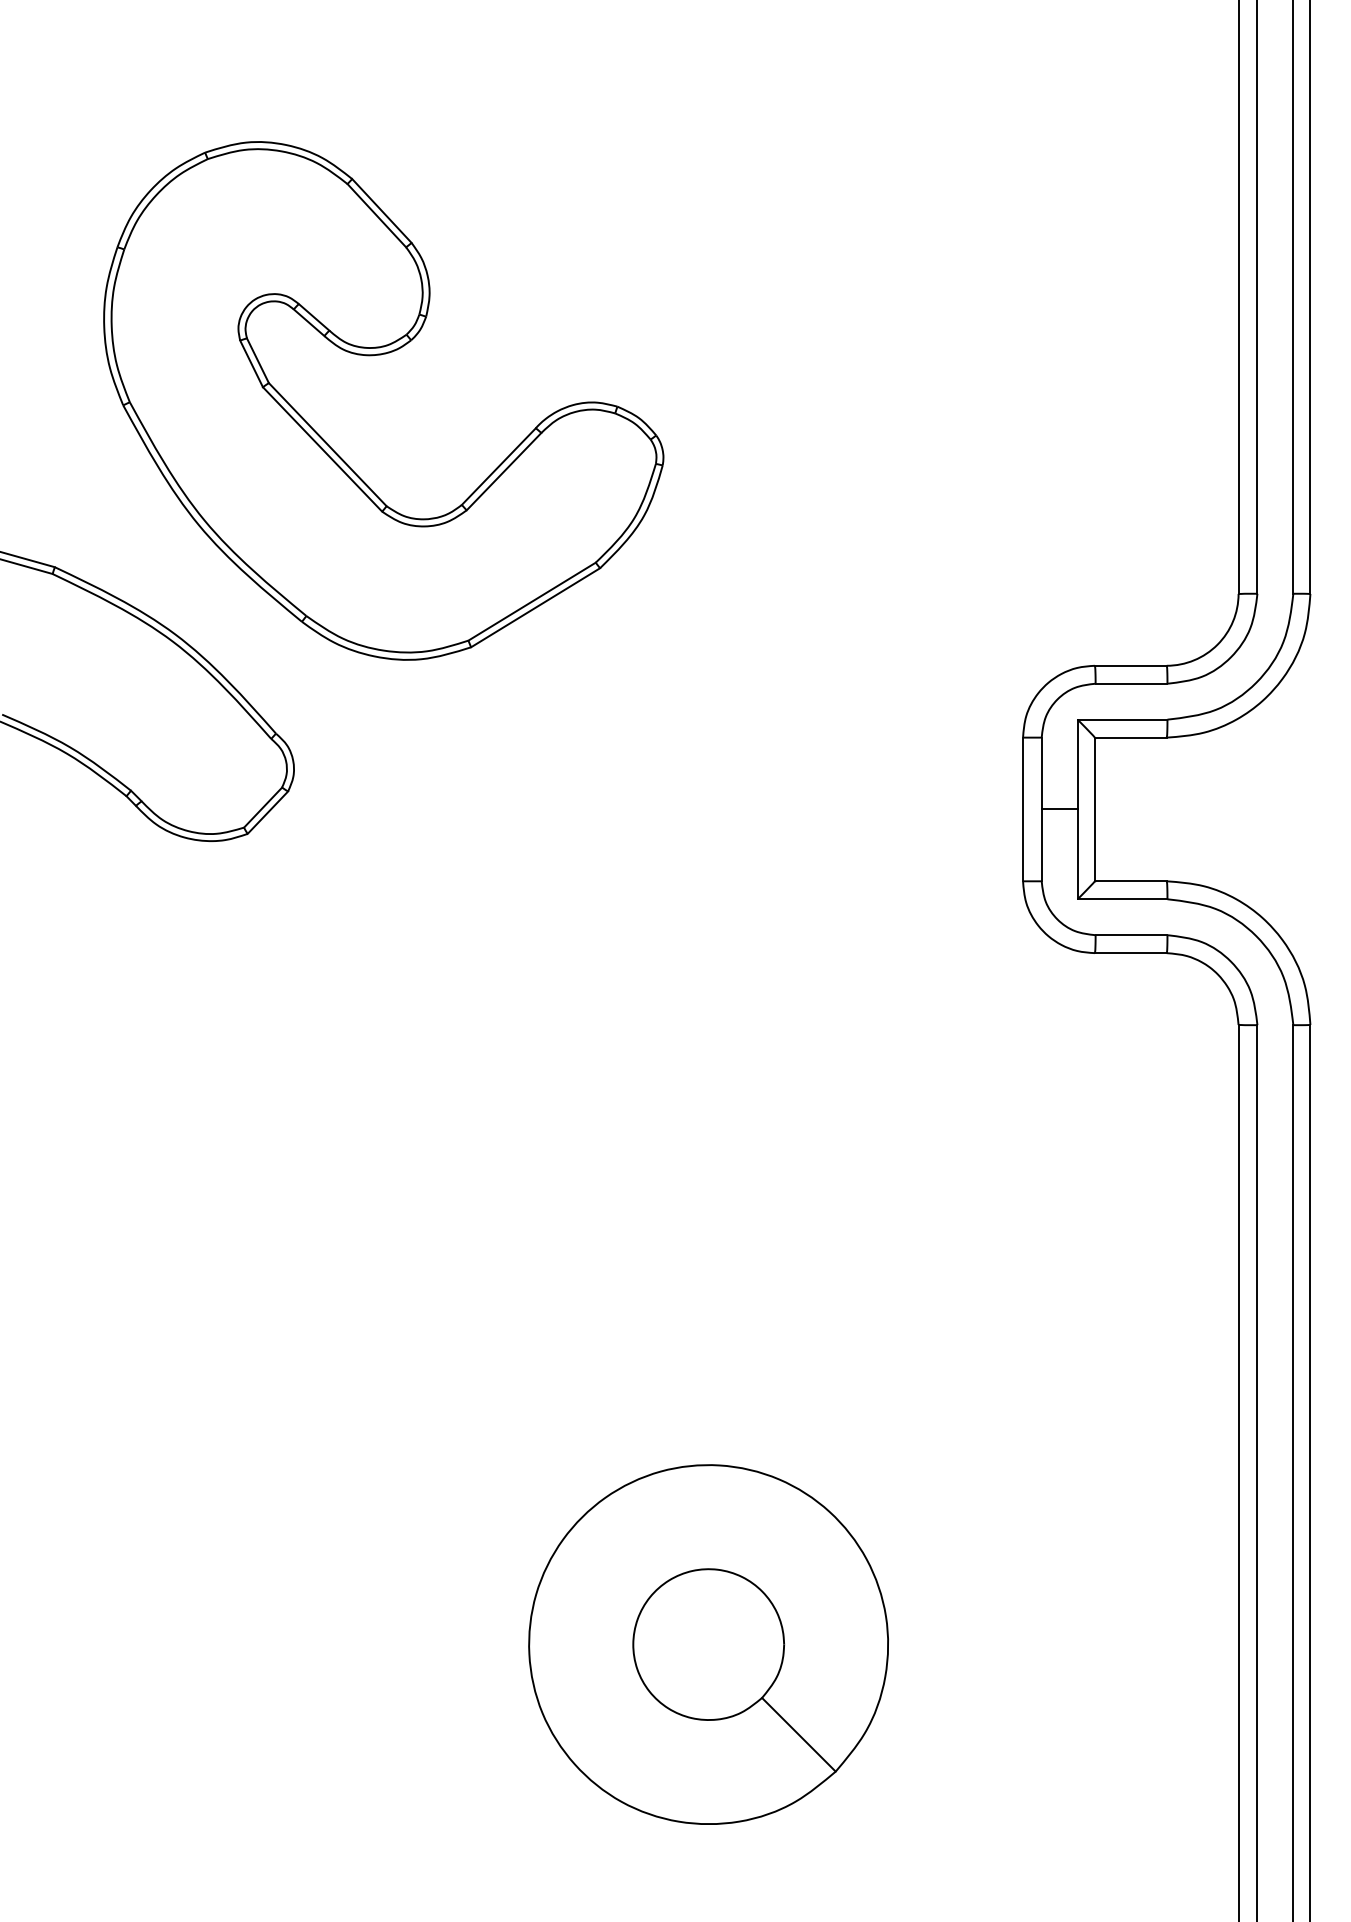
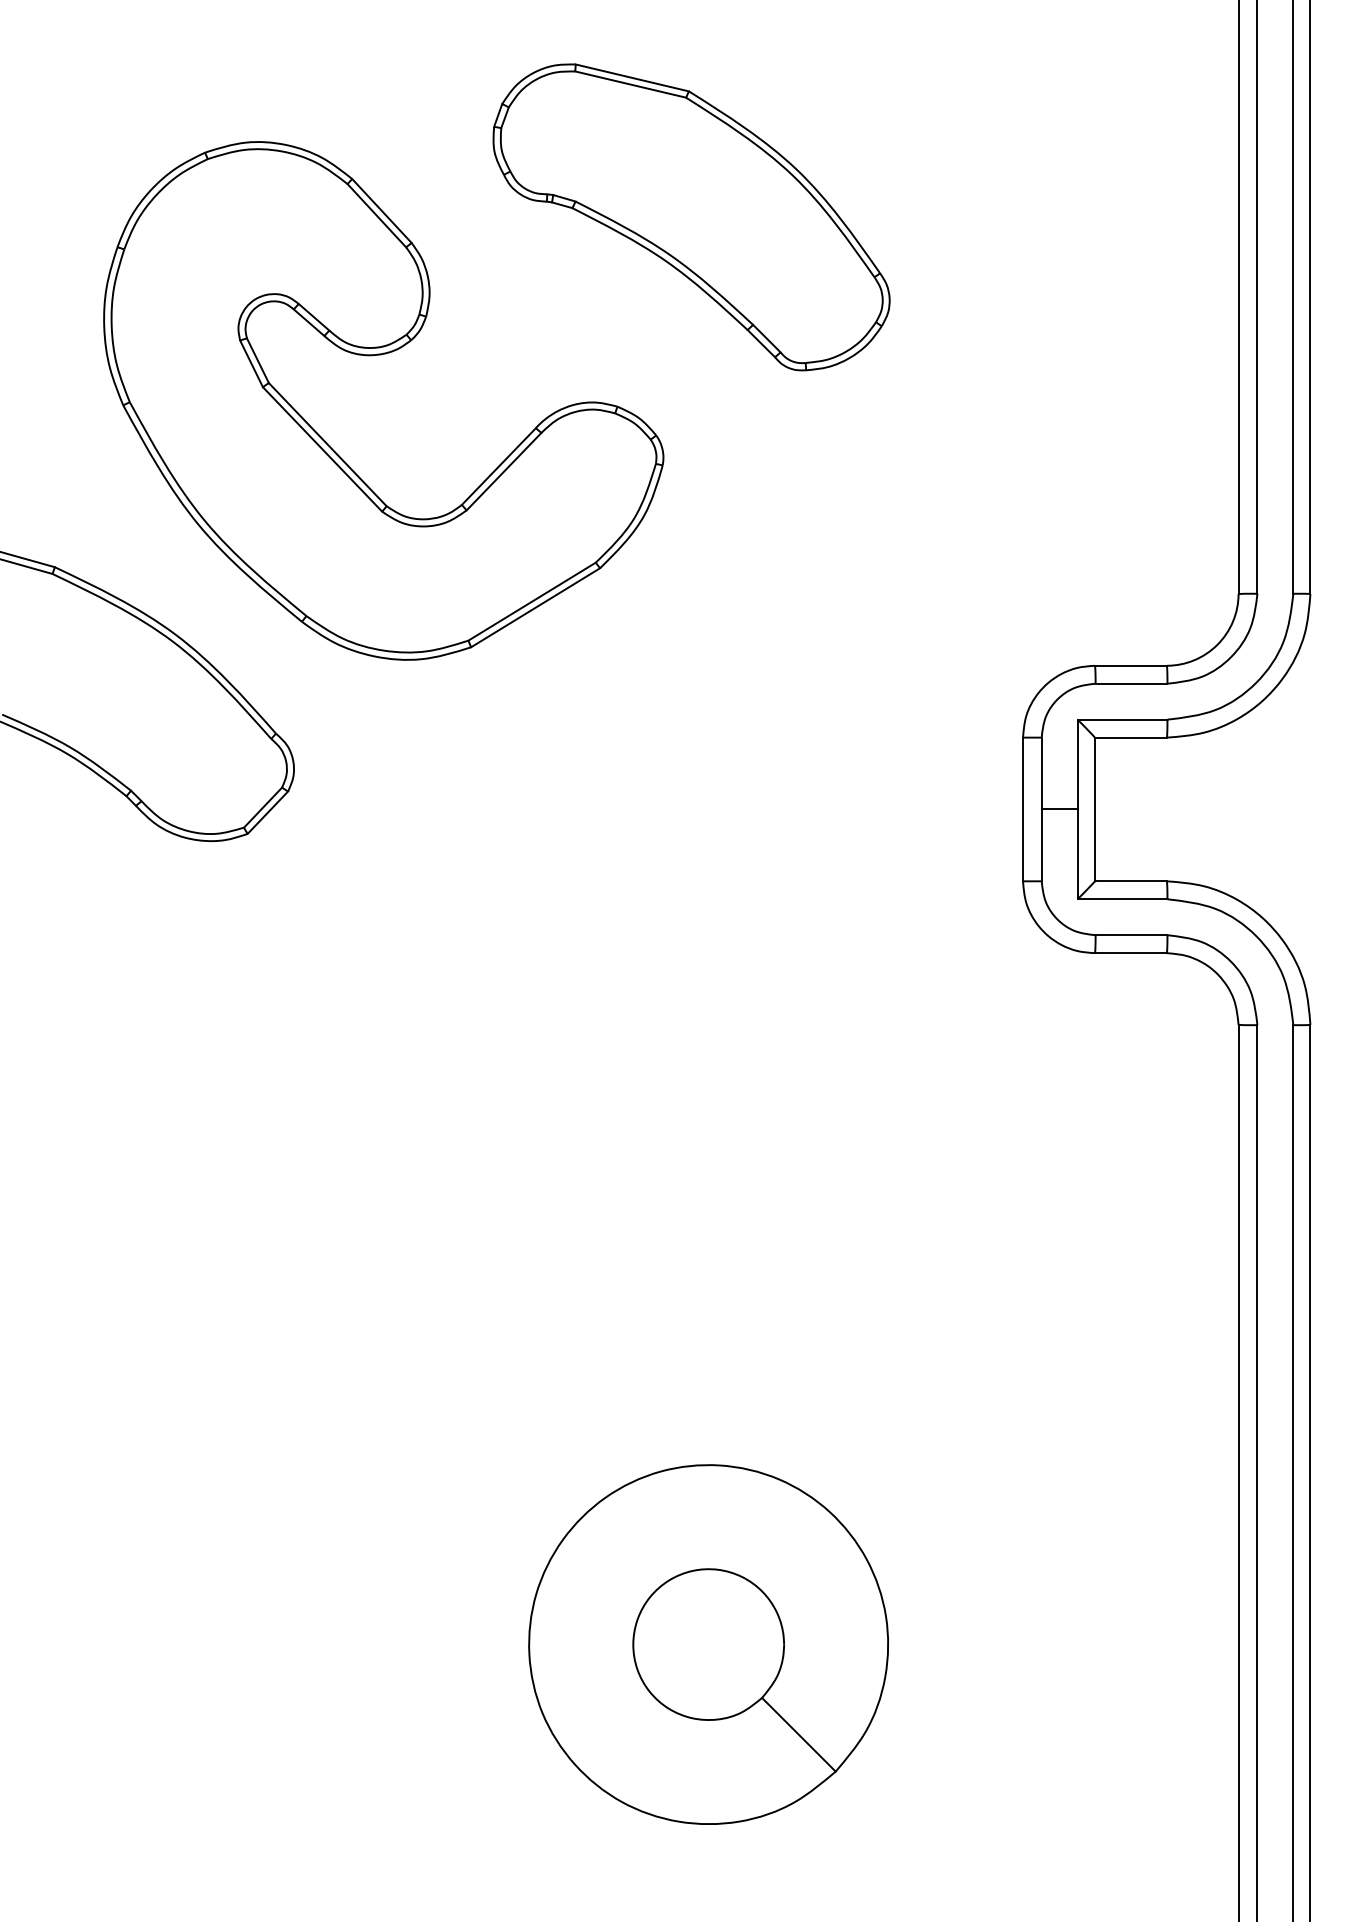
part: none -> present (691, 217)
